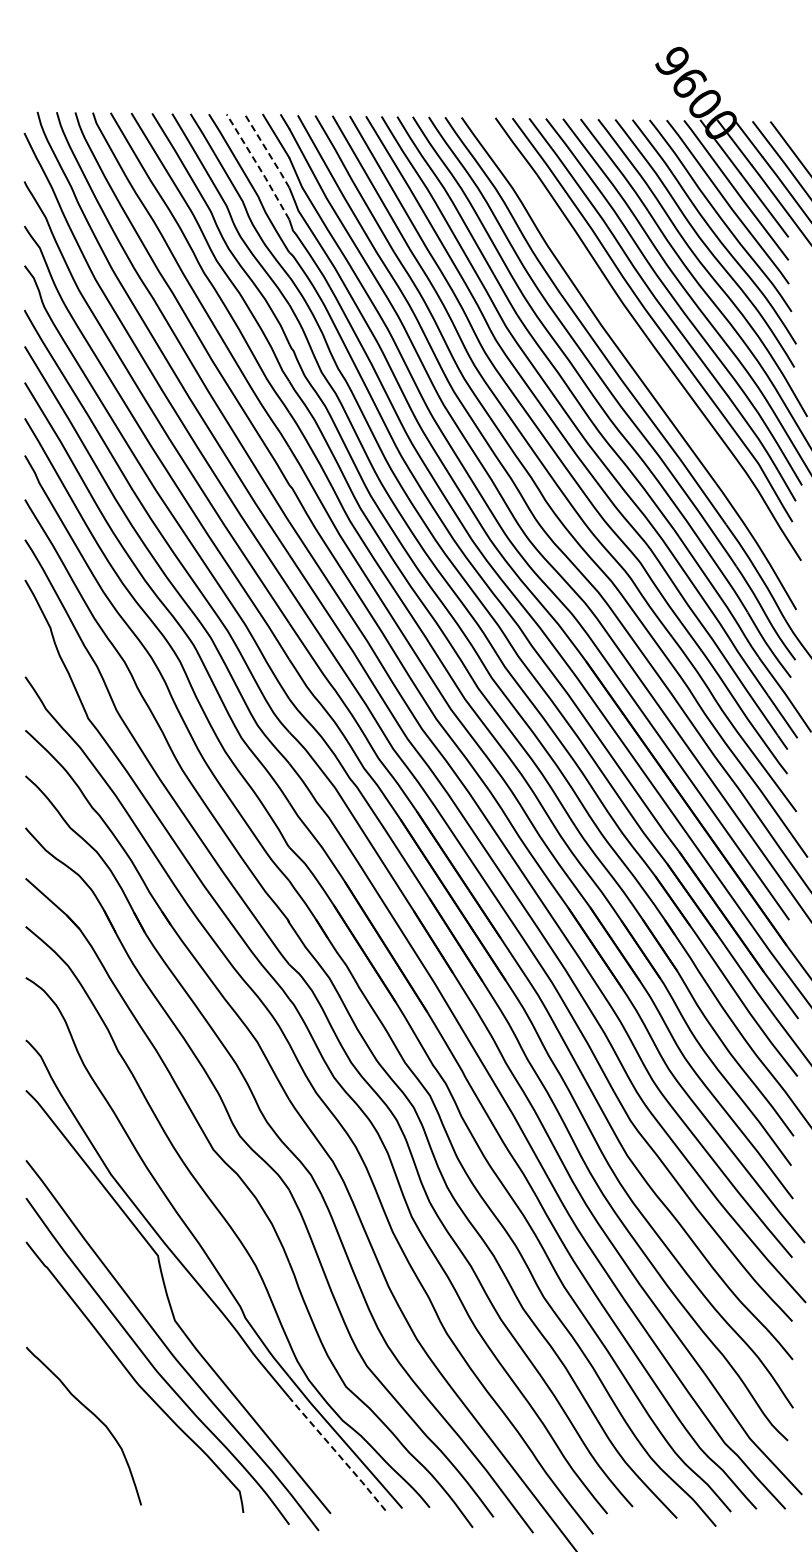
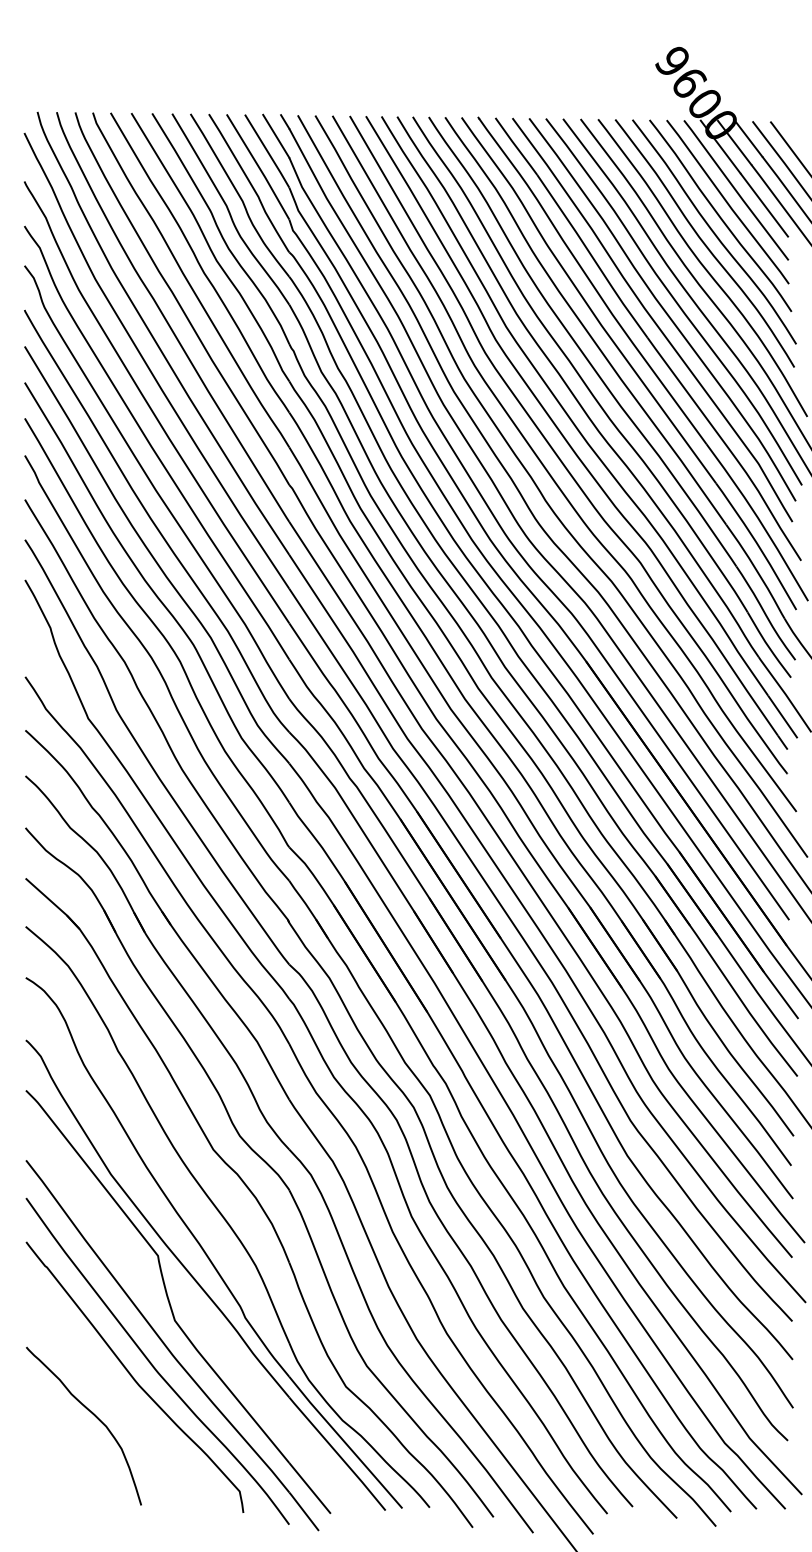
line: dashed -> solid (267, 151)
line: dashed -> solid (258, 167)
part: none -> present (642, 358)
line: dashed -> solid (337, 1453)
